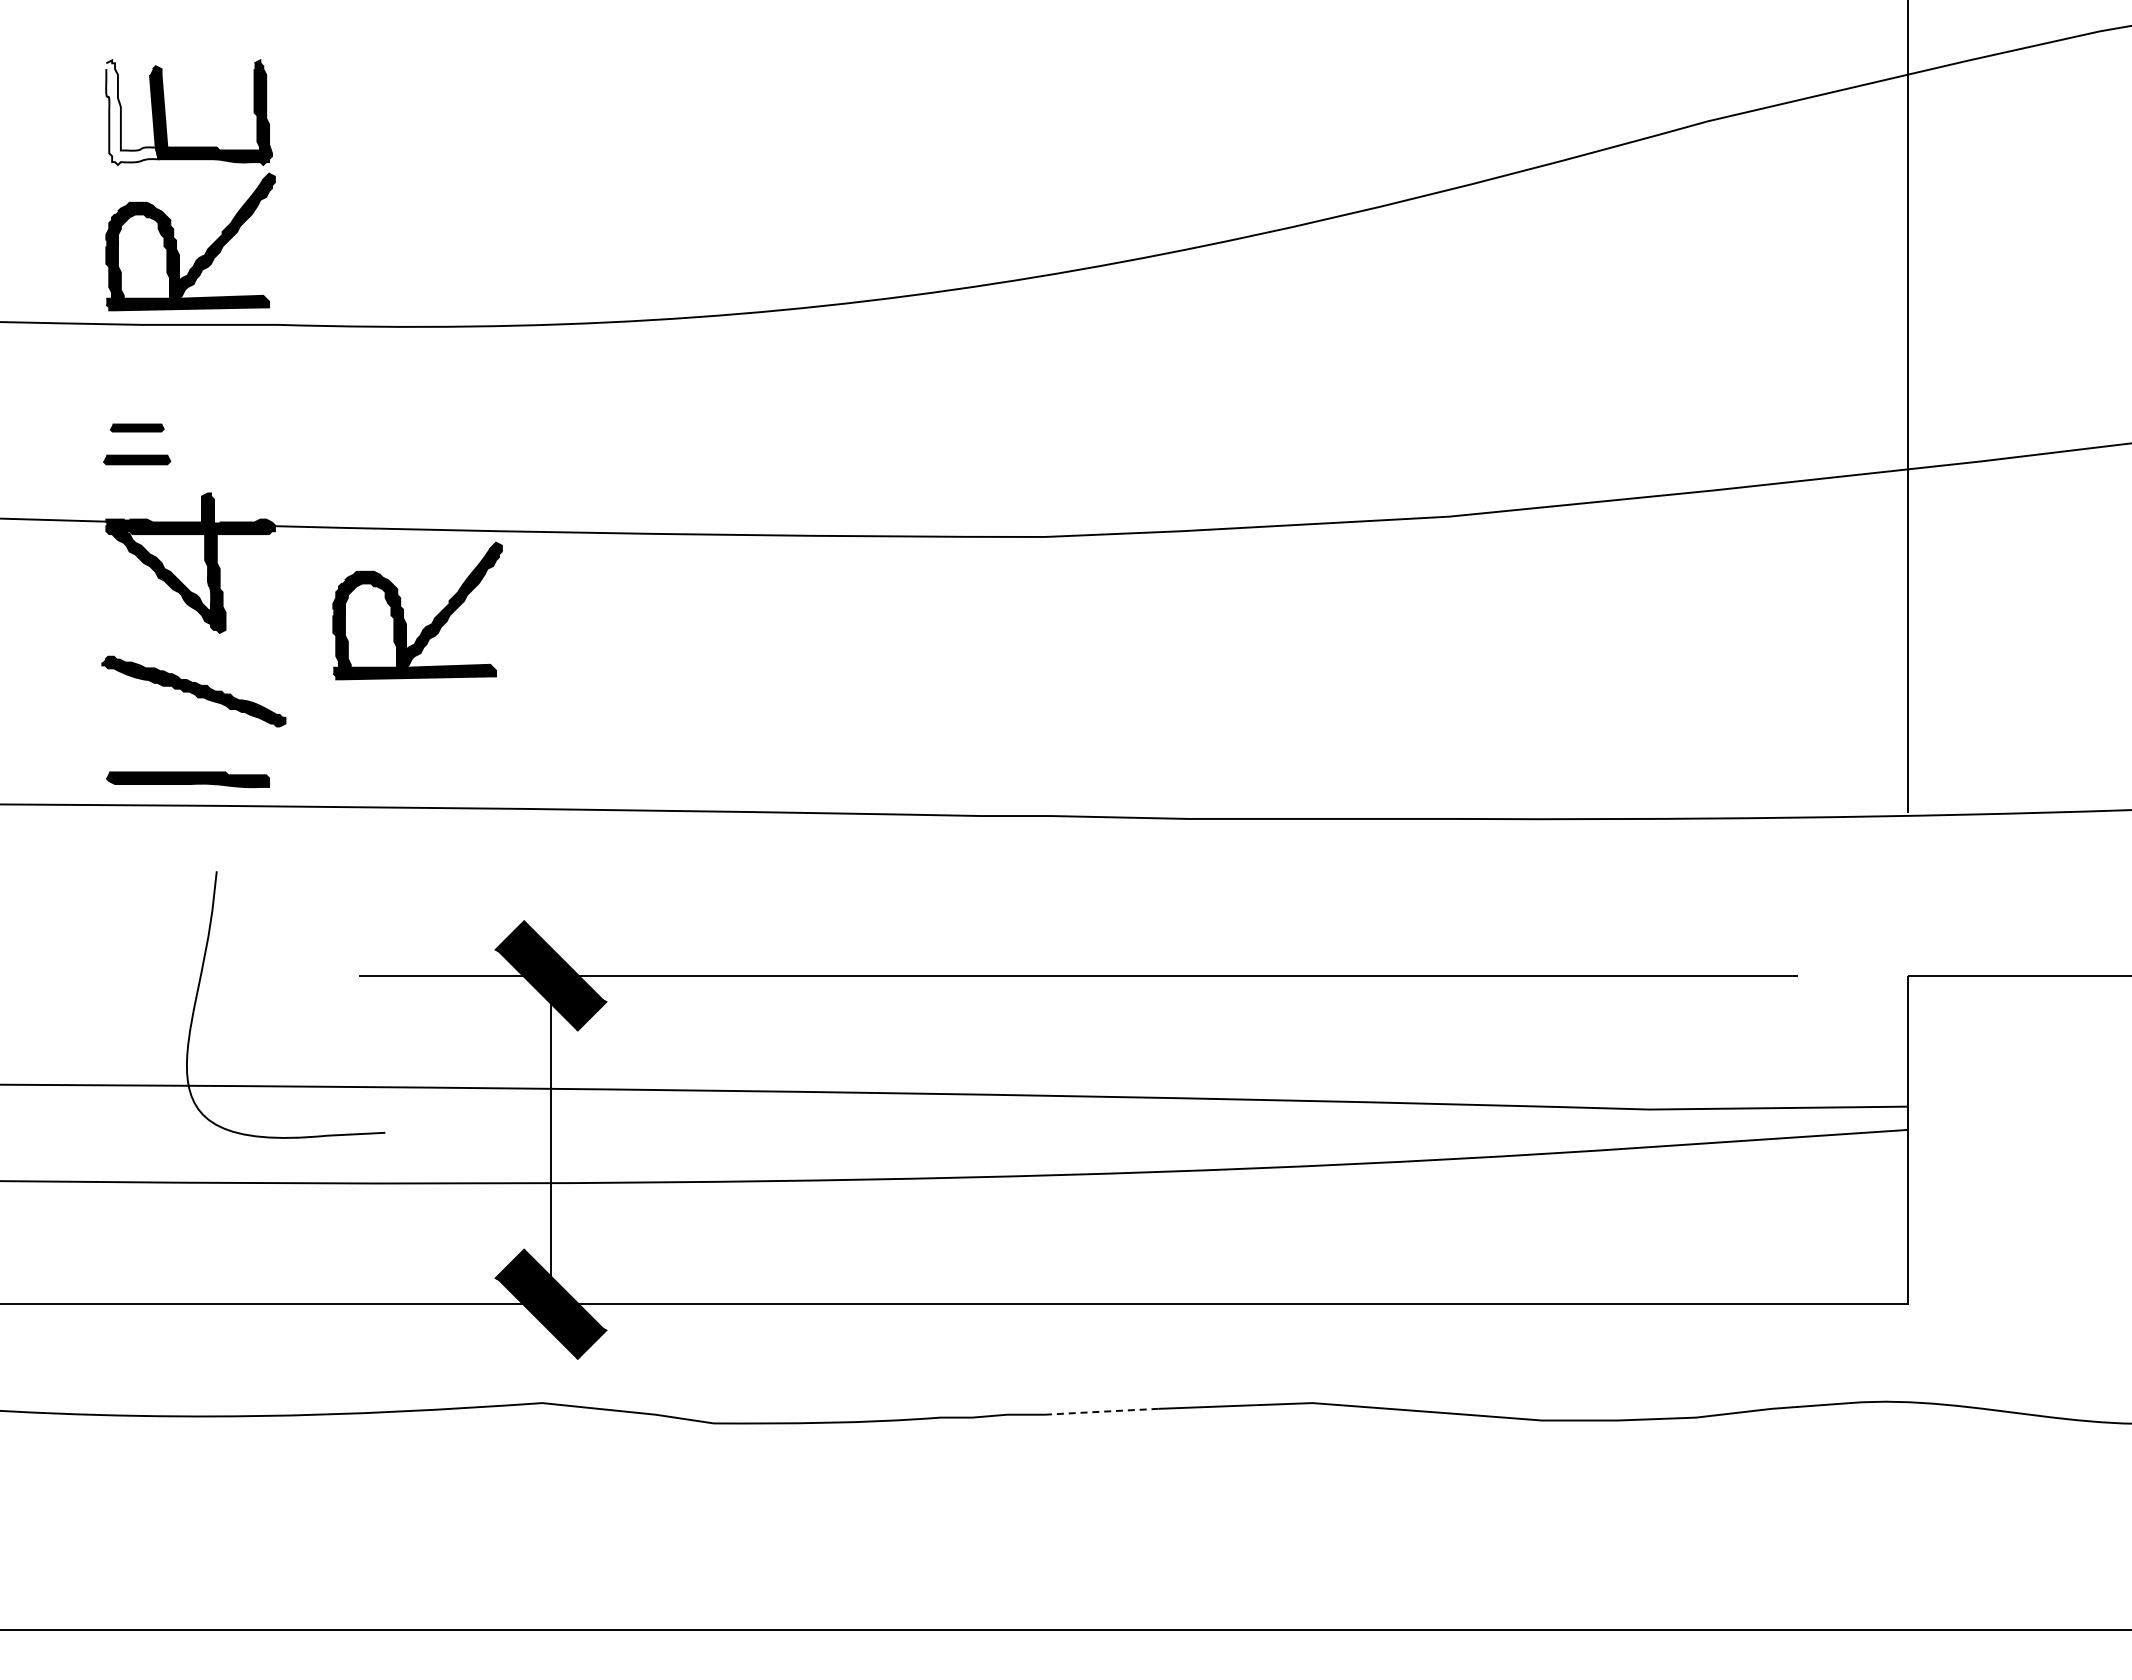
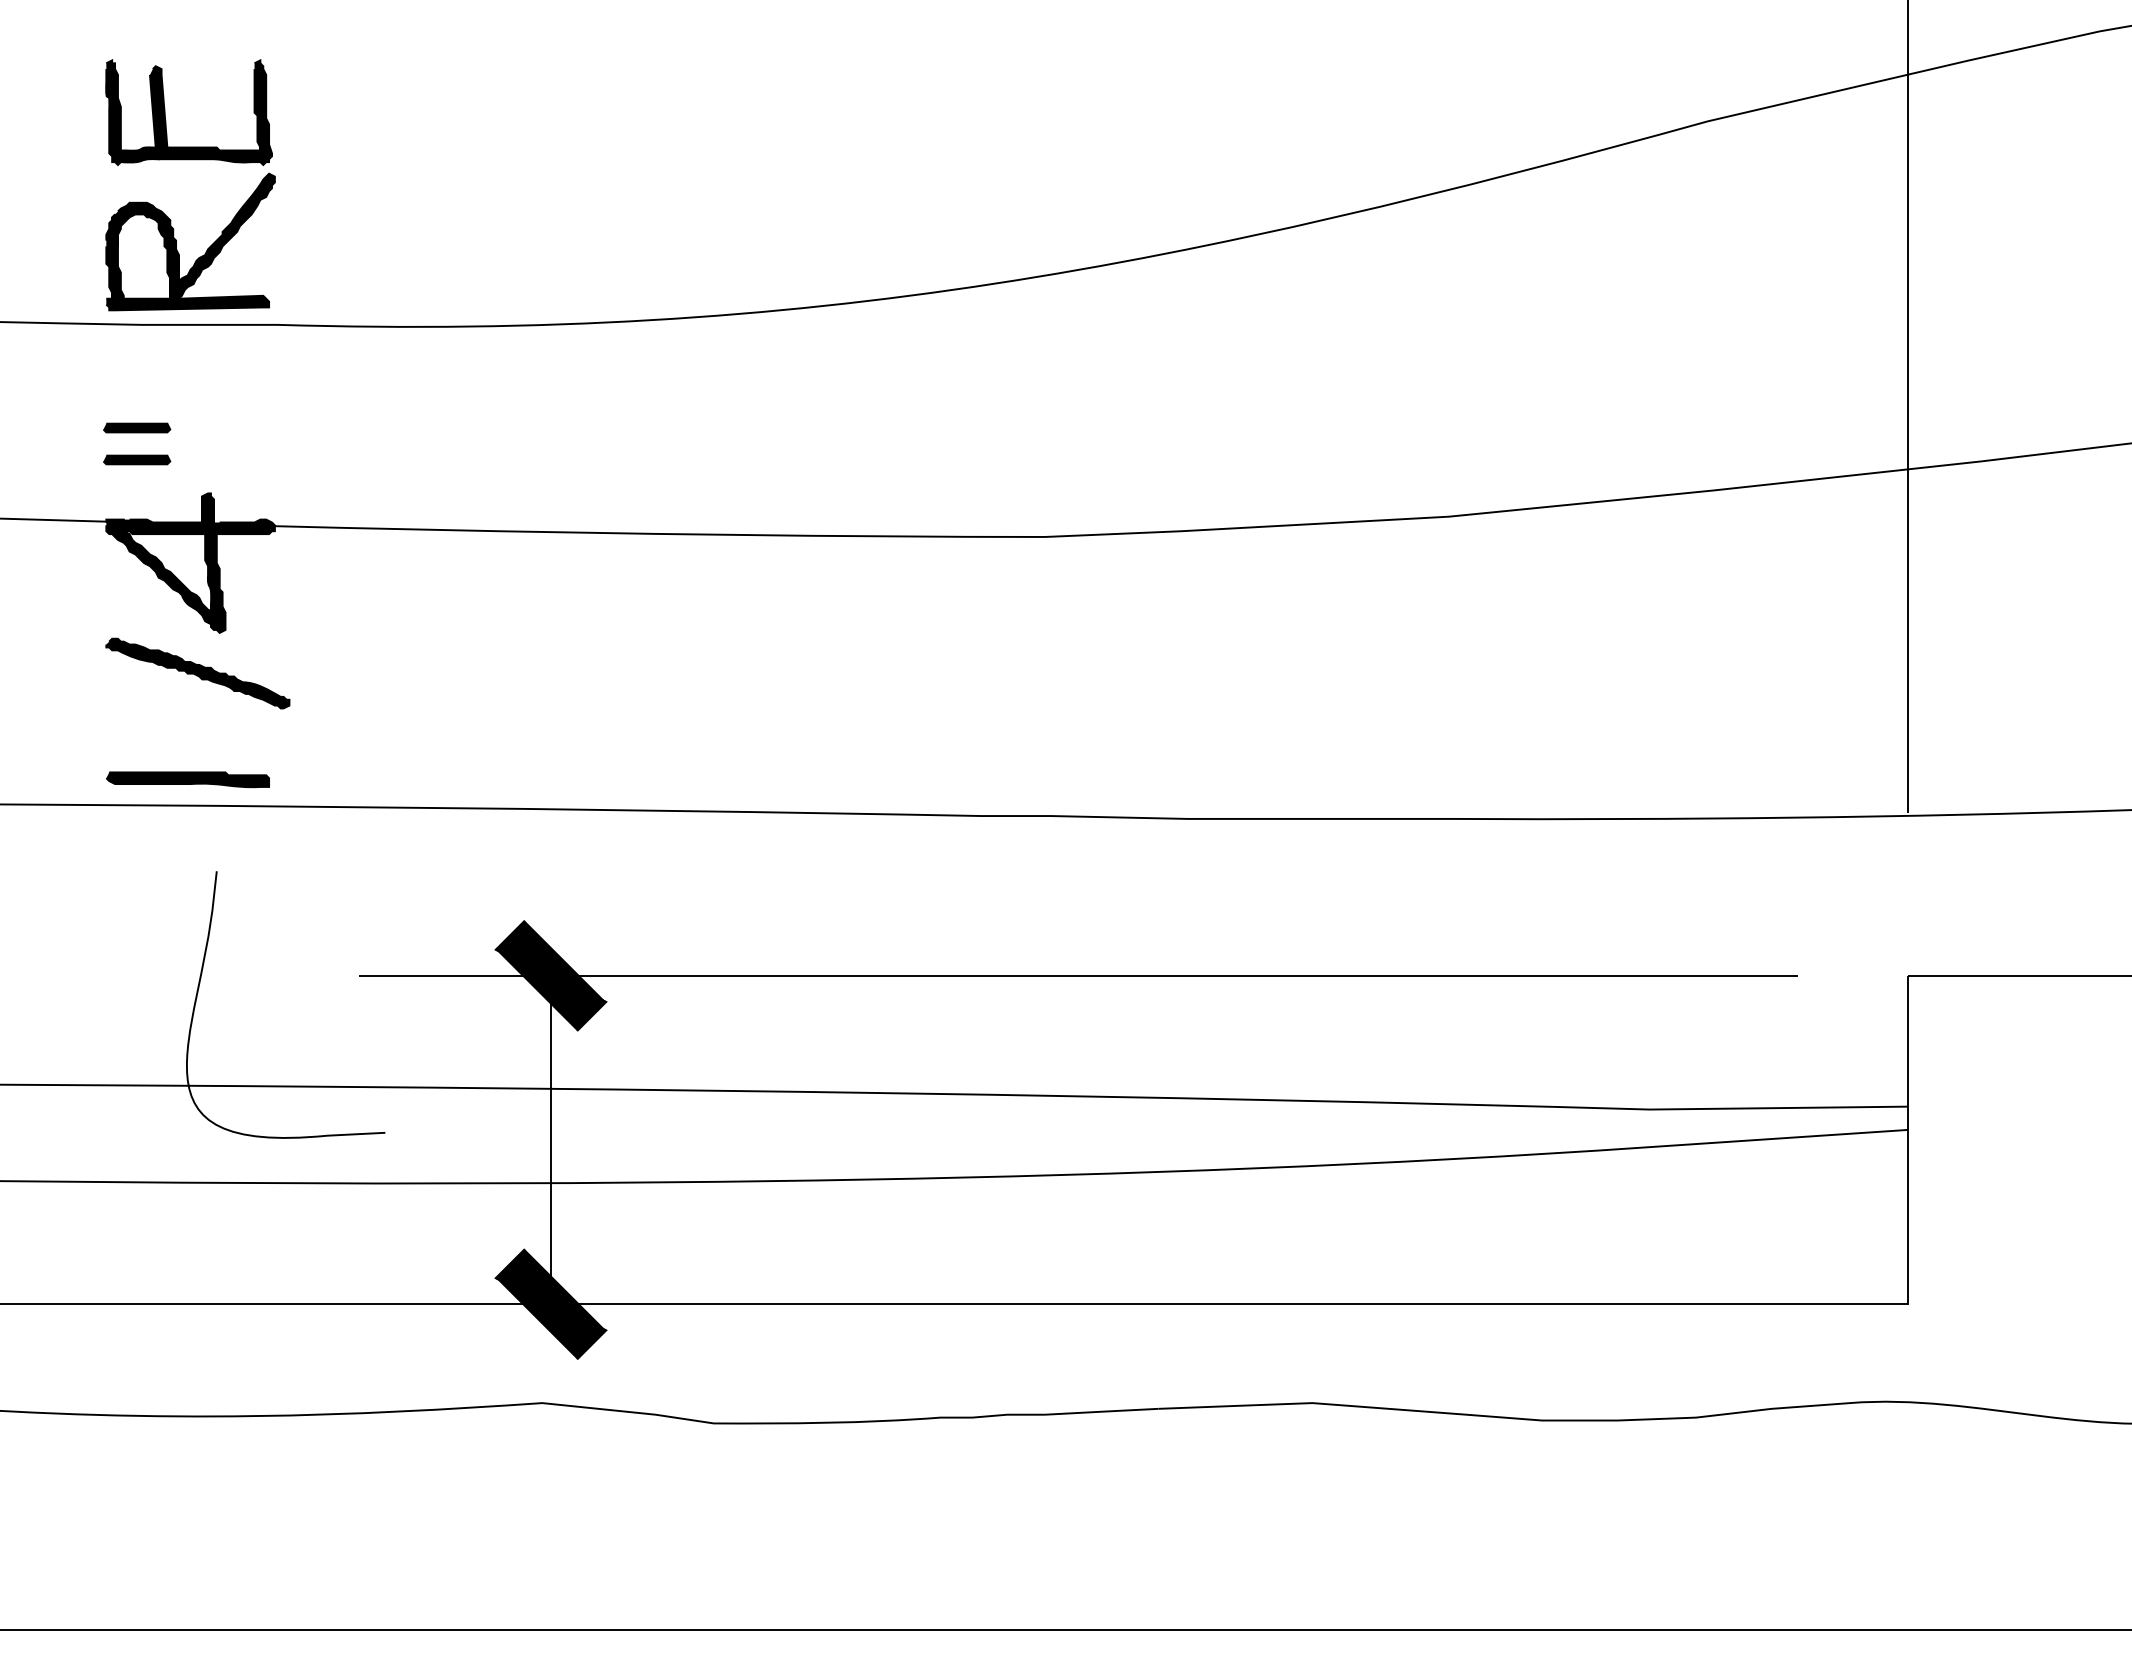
fill: none -> present (132, 112)
part size: 56x10 px -> 69x12 px (137, 427)
part: present -> none (403, 610)
part position: (193, 691) -> (197, 673) (197, 673)
line: dashed -> solid (1101, 1411)
